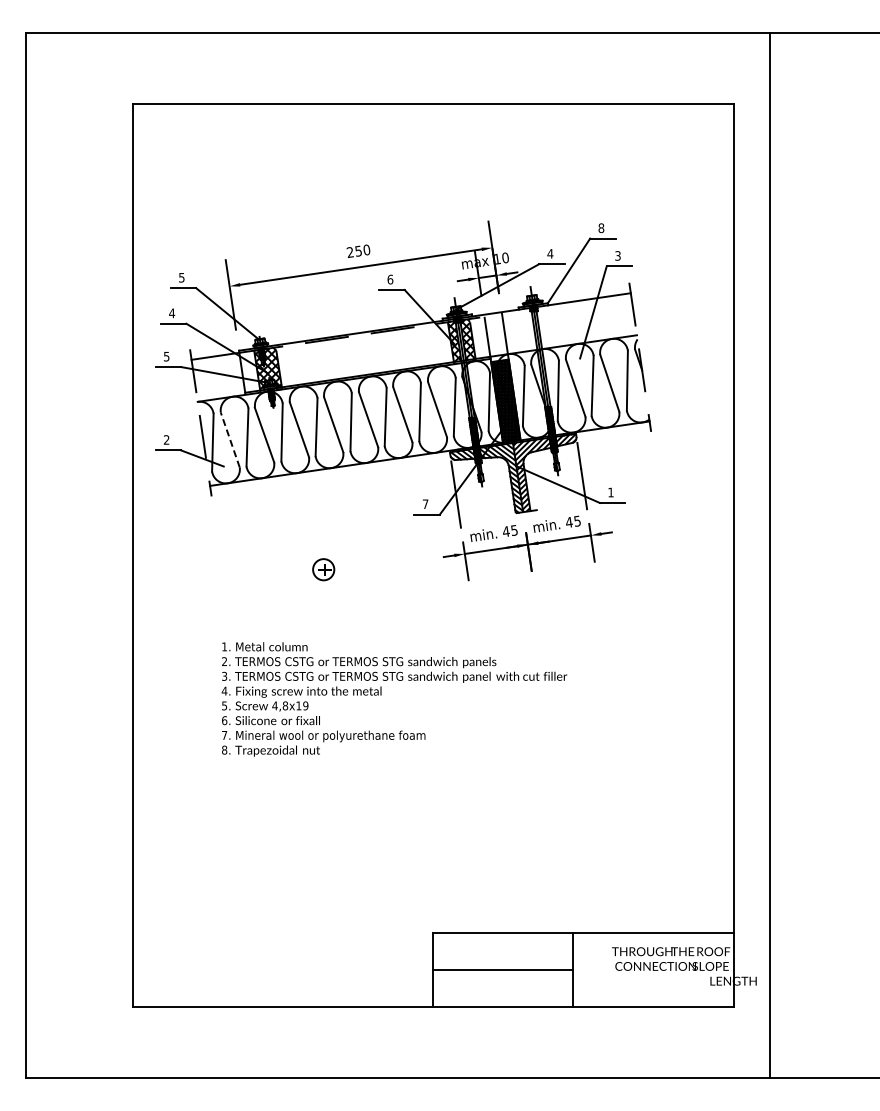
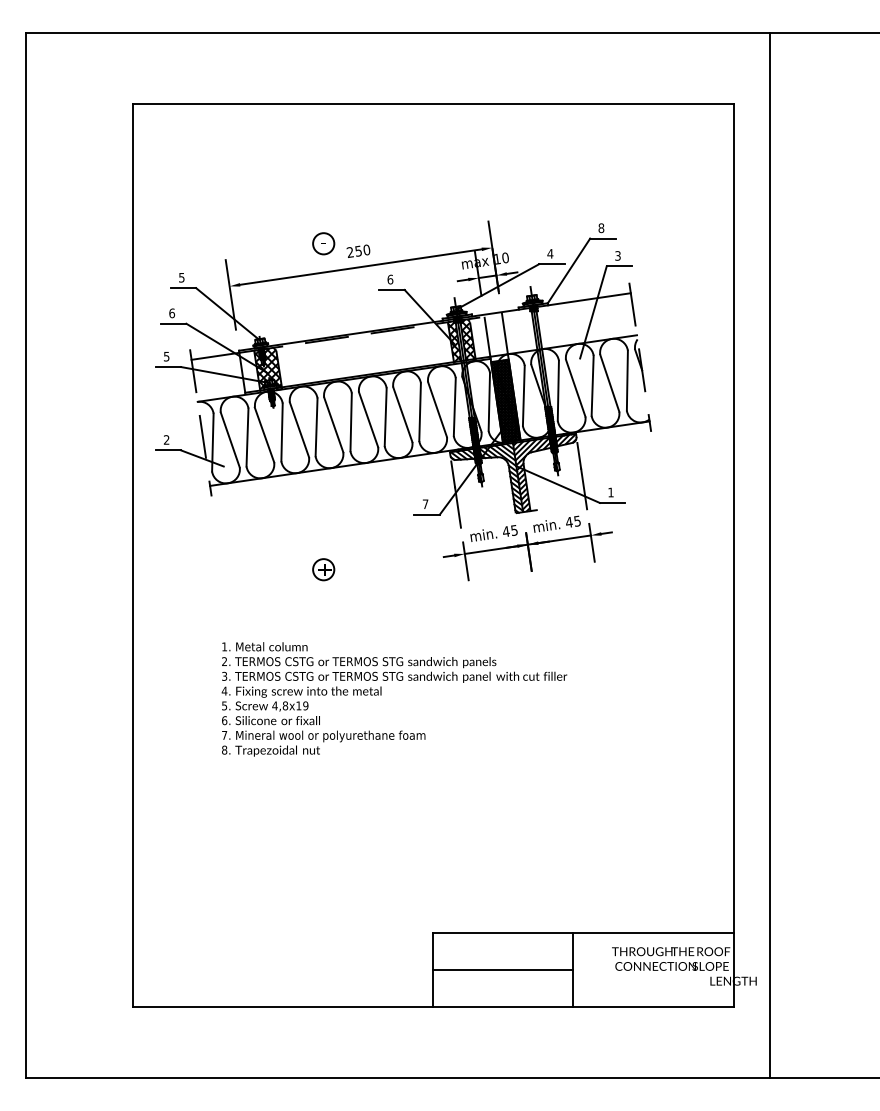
part: none -> present (323, 243)
text: 4 -> 6 (172, 313)
line: dashed -> solid (230, 439)
